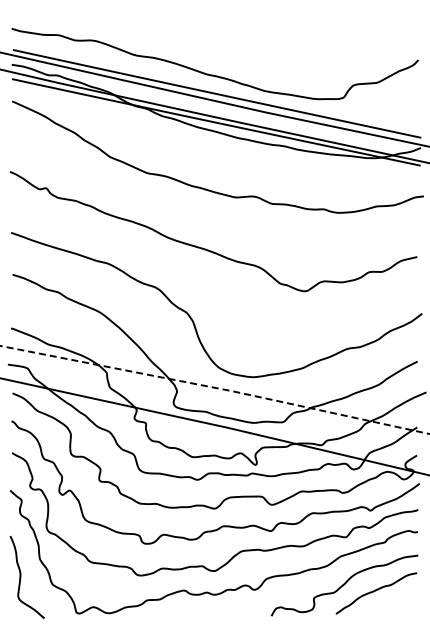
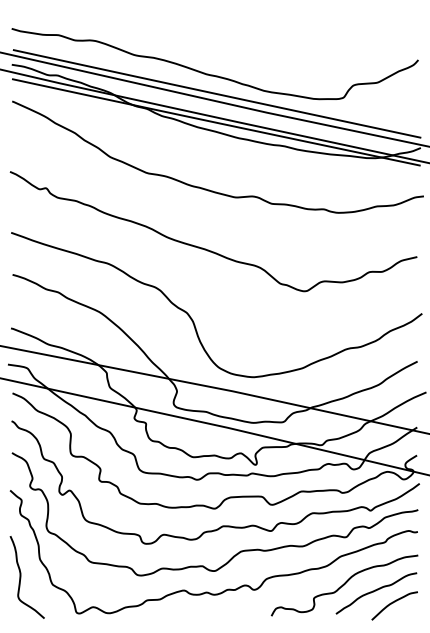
line: dashed -> solid (215, 388)
curve: none -> present (393, 603)
